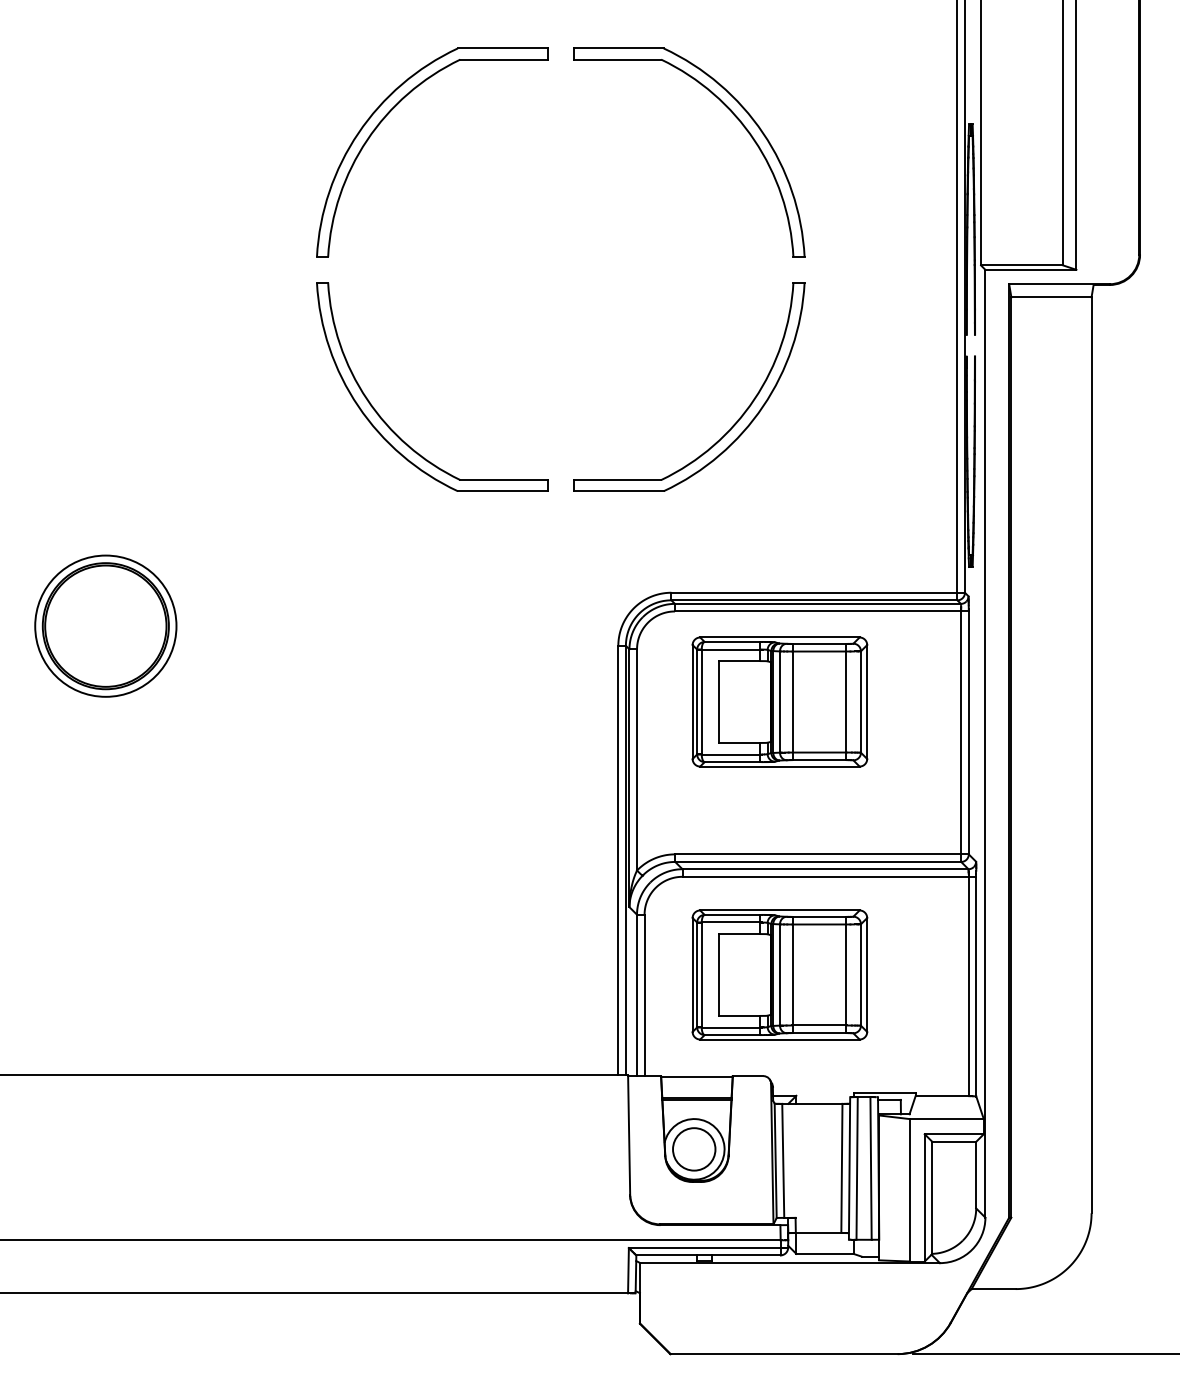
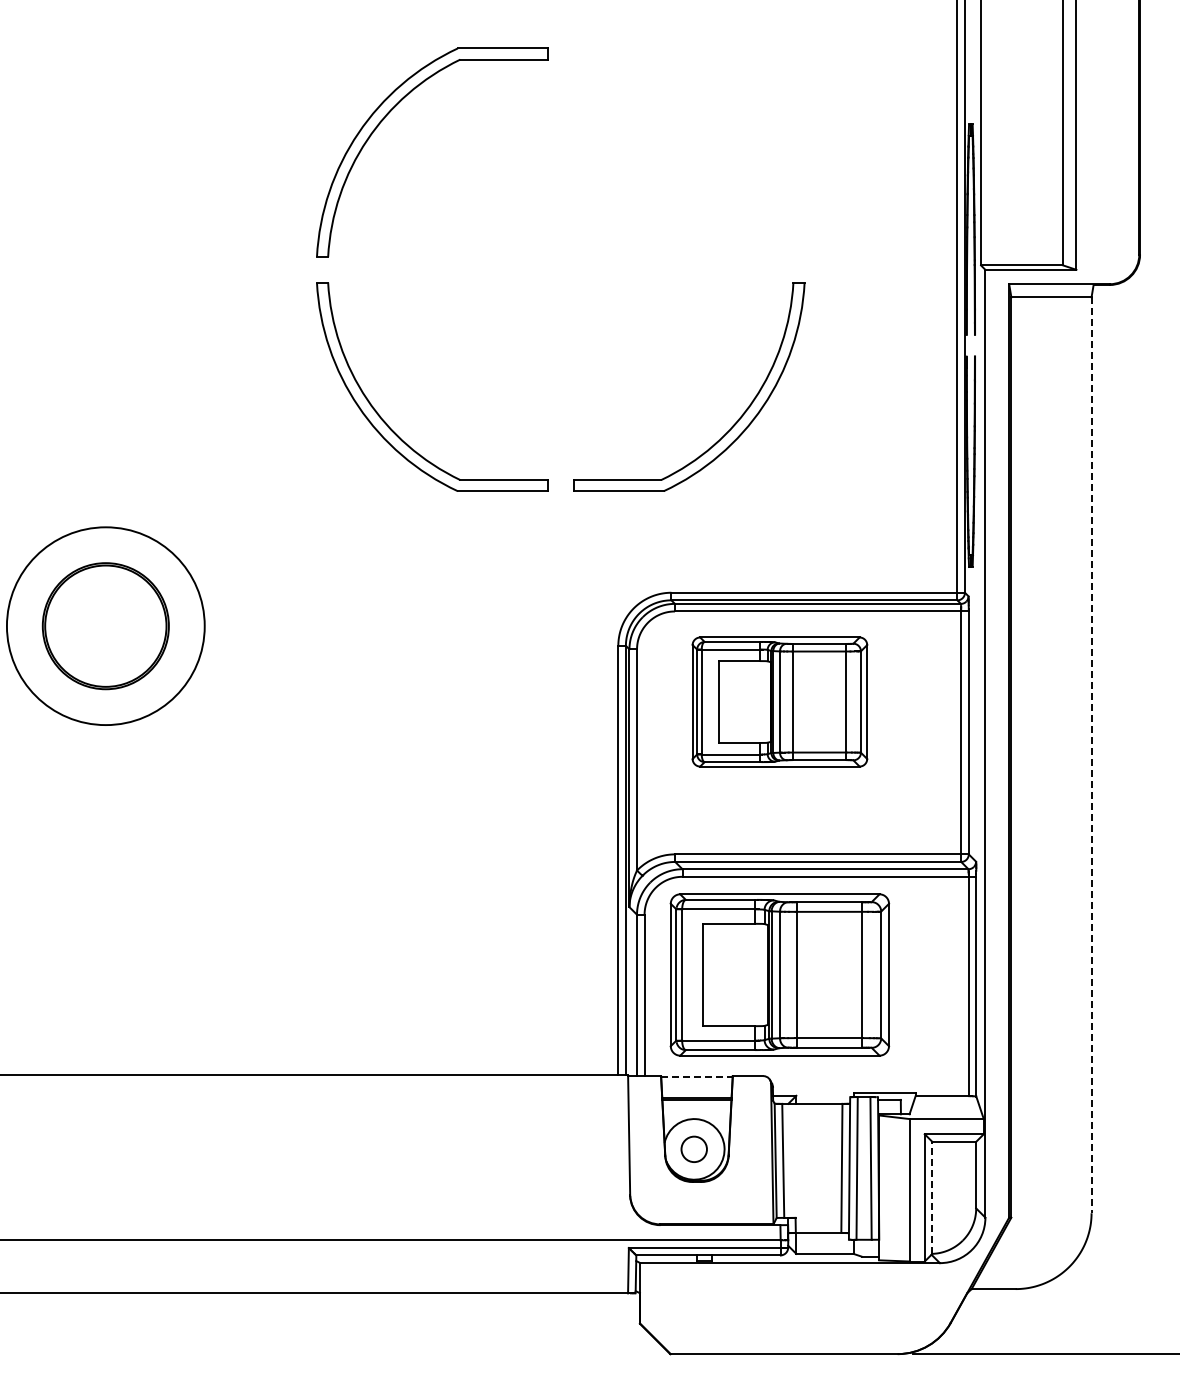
part: present -> none (733, 115)
circle diameter: 141 px -> 198 px (105, 626)
line: solid -> dashed (1091, 755)
part size: 178x132 px -> 222x164 px (779, 974)
line: solid -> dashed (696, 1076)
circle diameter: 42 px -> 25 px (693, 1149)
line: solid -> dashed (932, 1197)
